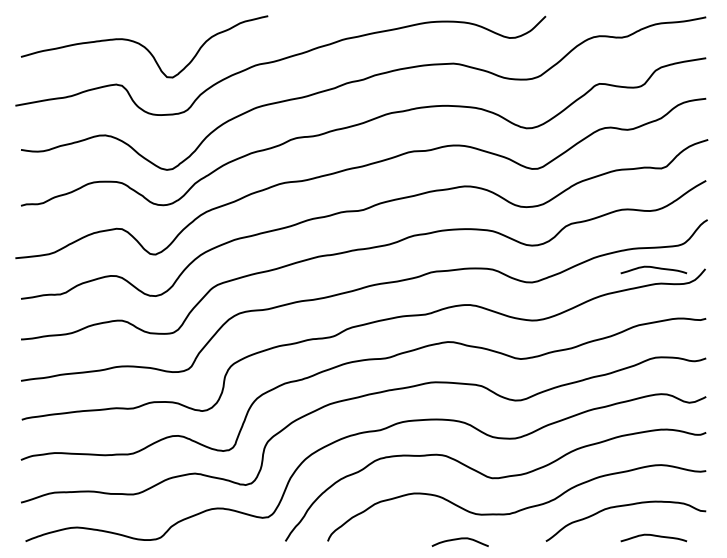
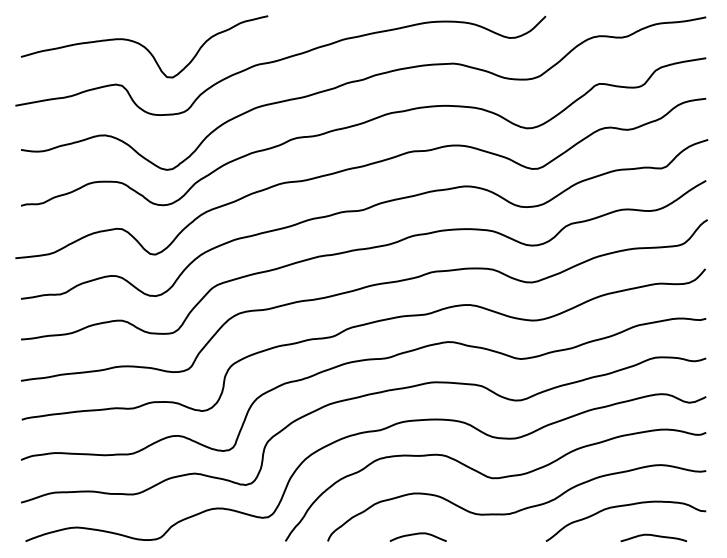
curve: present -> none (653, 268)
curve position: (459, 539) -> (417, 534) (417, 534)
